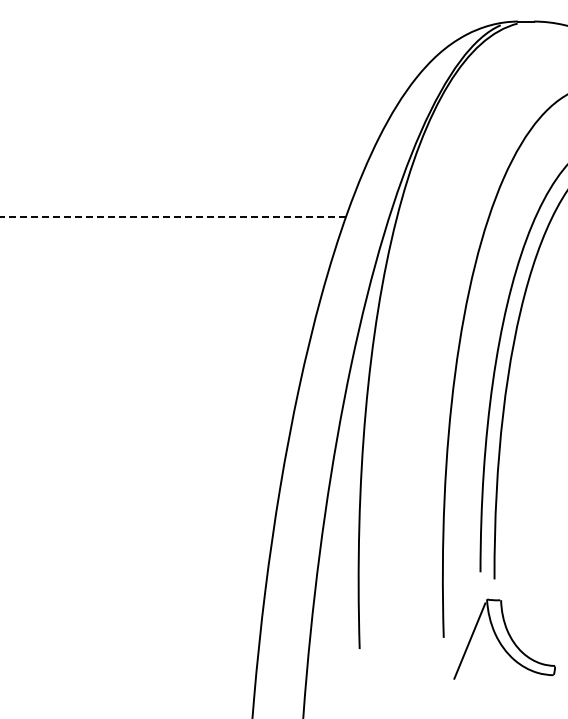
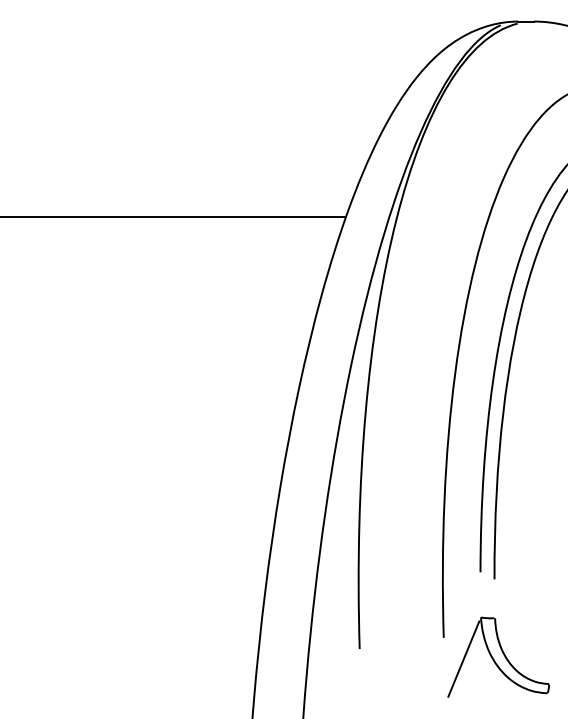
line: dashed -> solid (173, 216)
part position: (504, 638) -> (498, 656) (498, 656)
